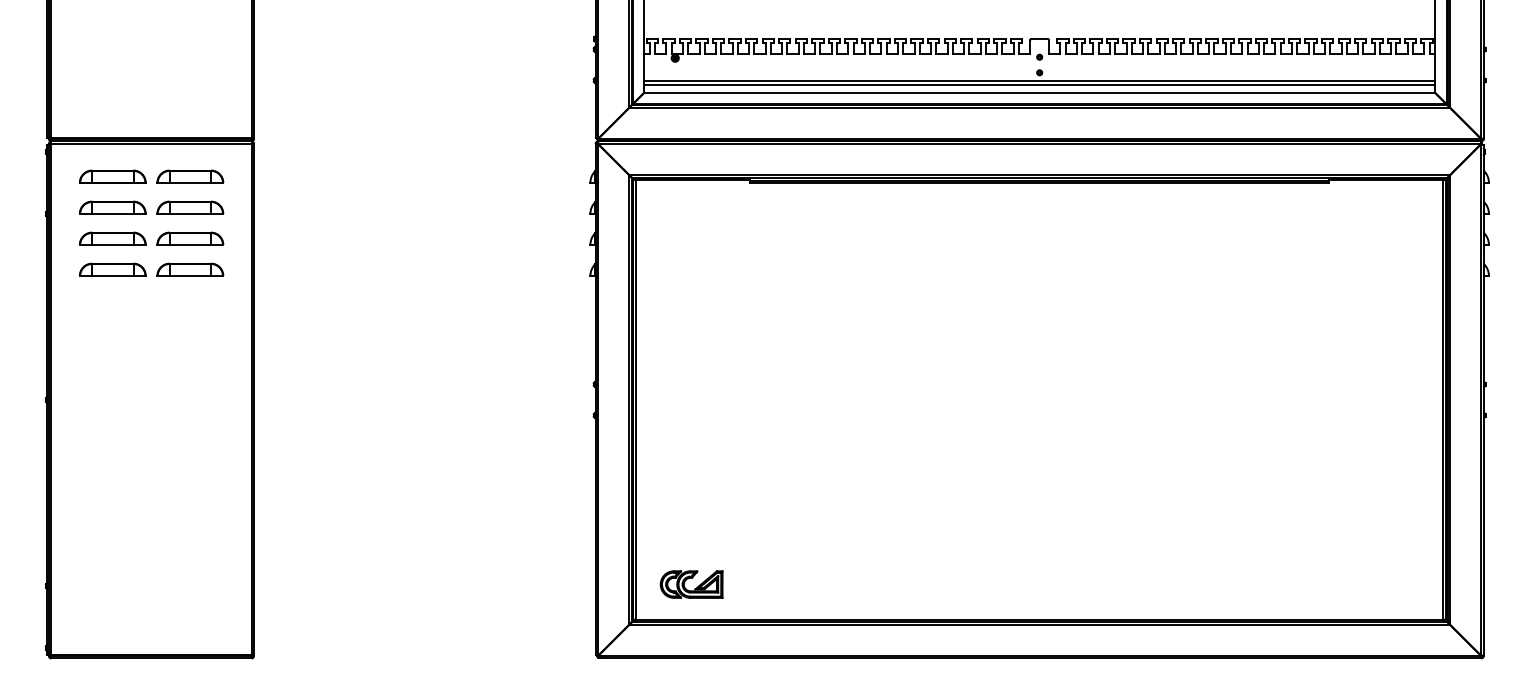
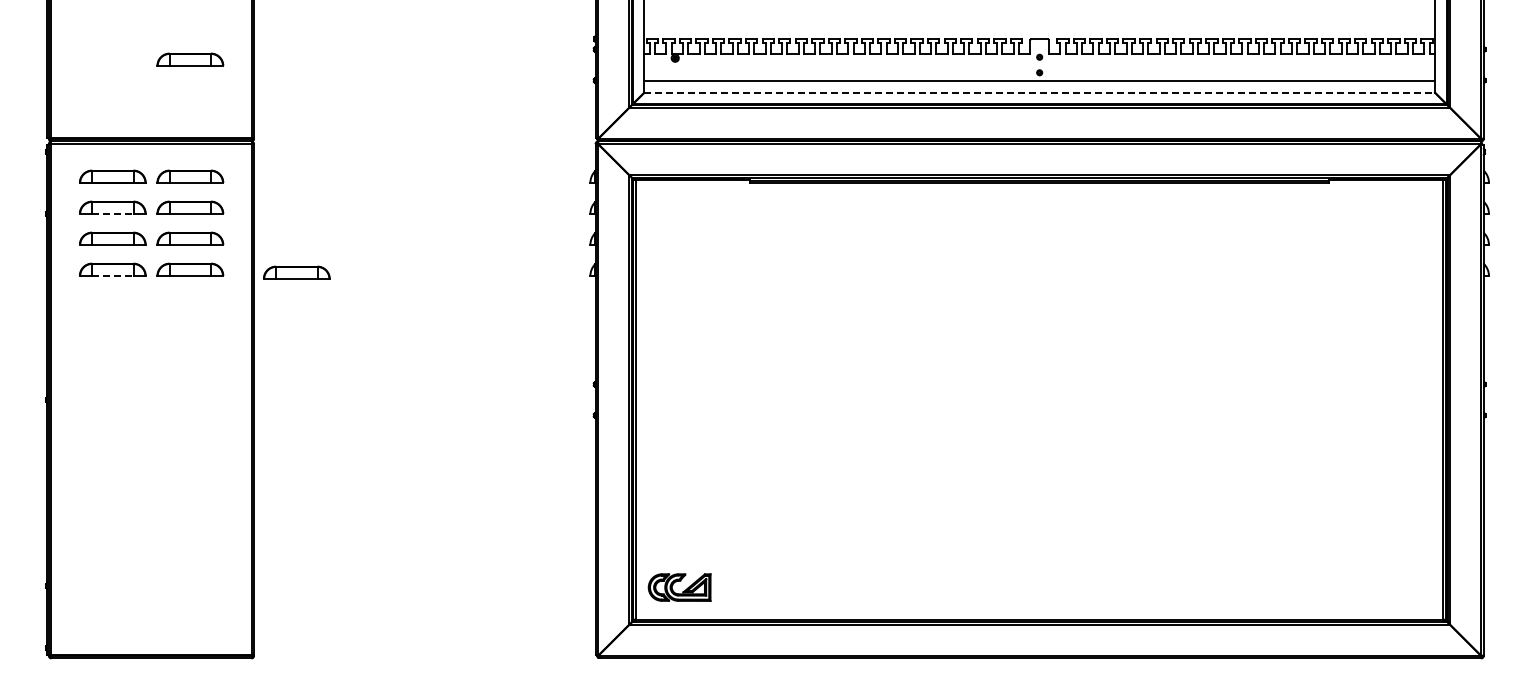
part: none -> present (190, 59)
line: present -> none (1039, 85)
line: solid -> dashed (1040, 92)
line: solid -> dashed (112, 213)
part: none -> present (296, 272)
line: solid -> dashed (112, 275)
part position: (691, 584) -> (679, 587) (679, 587)
